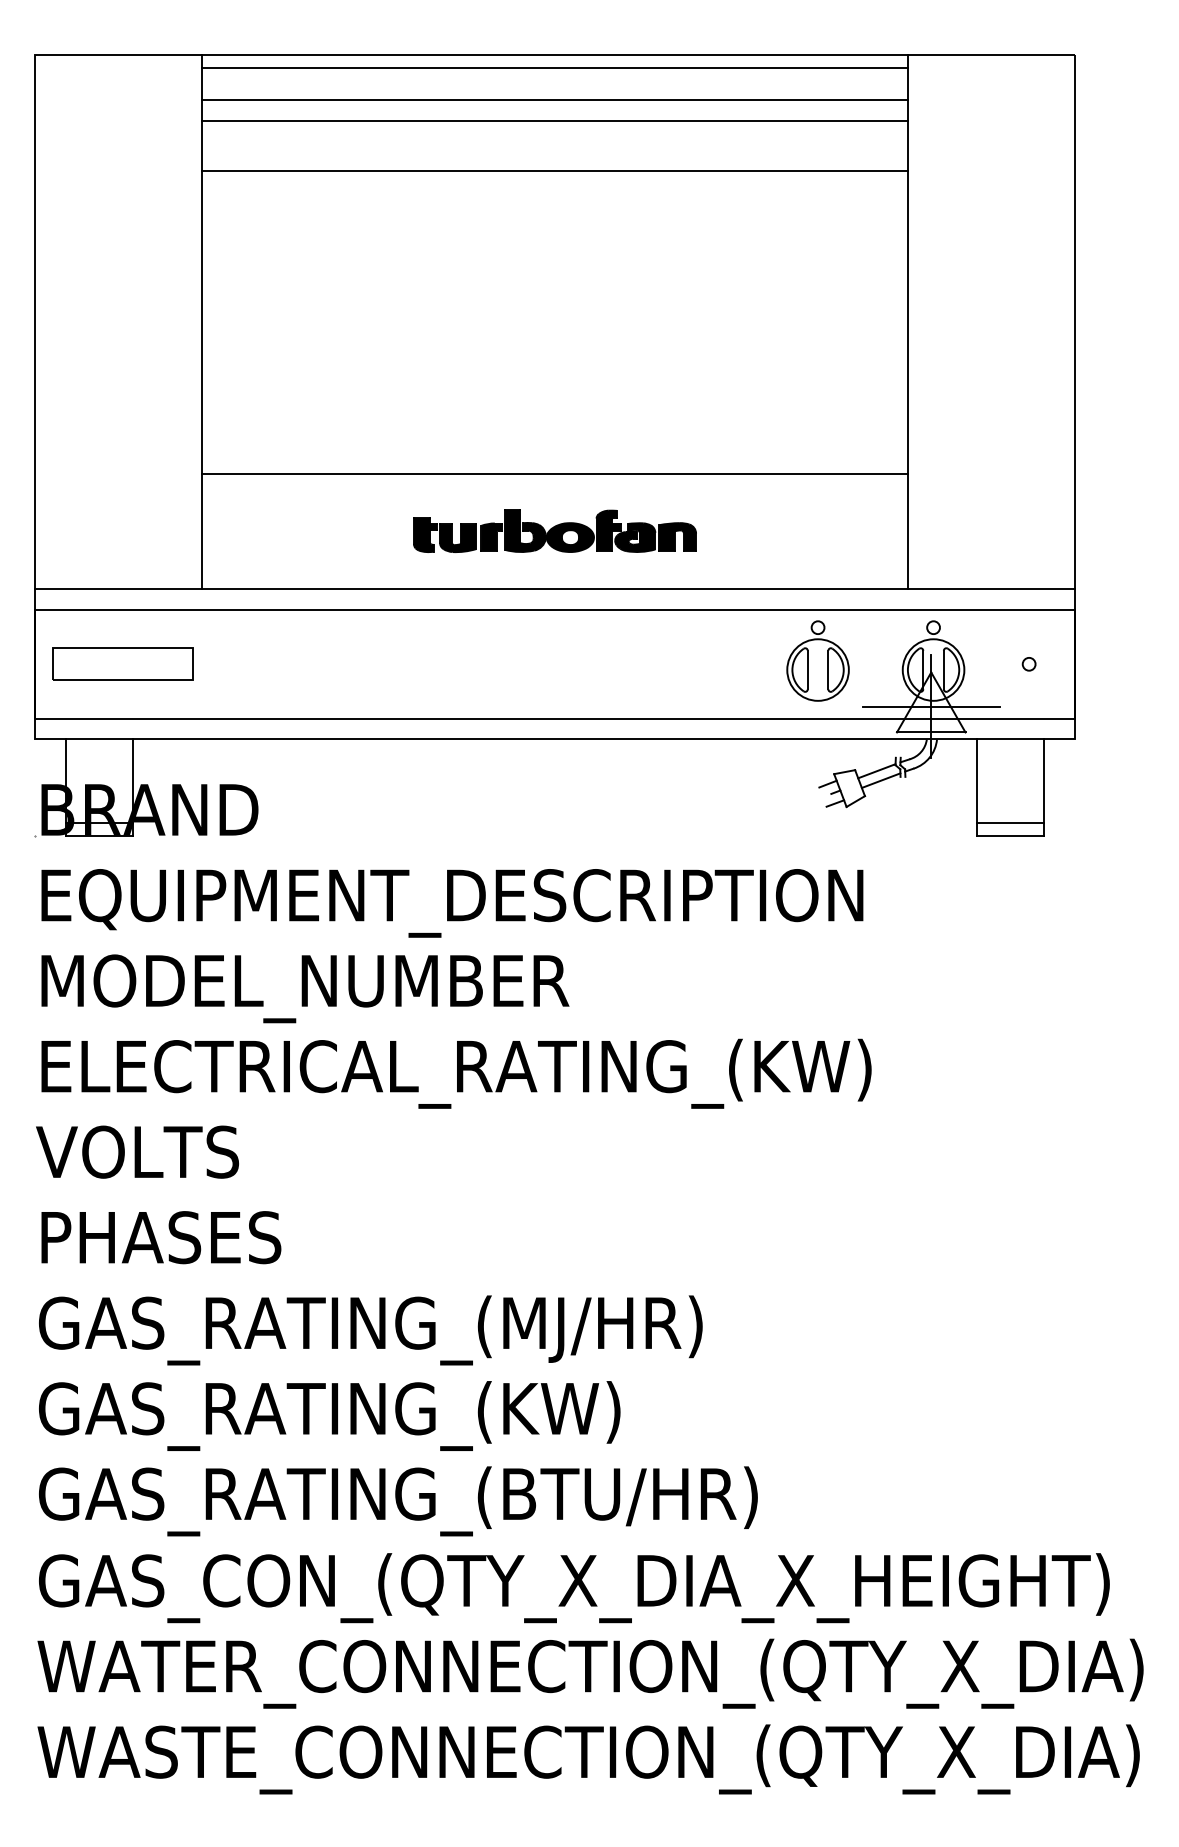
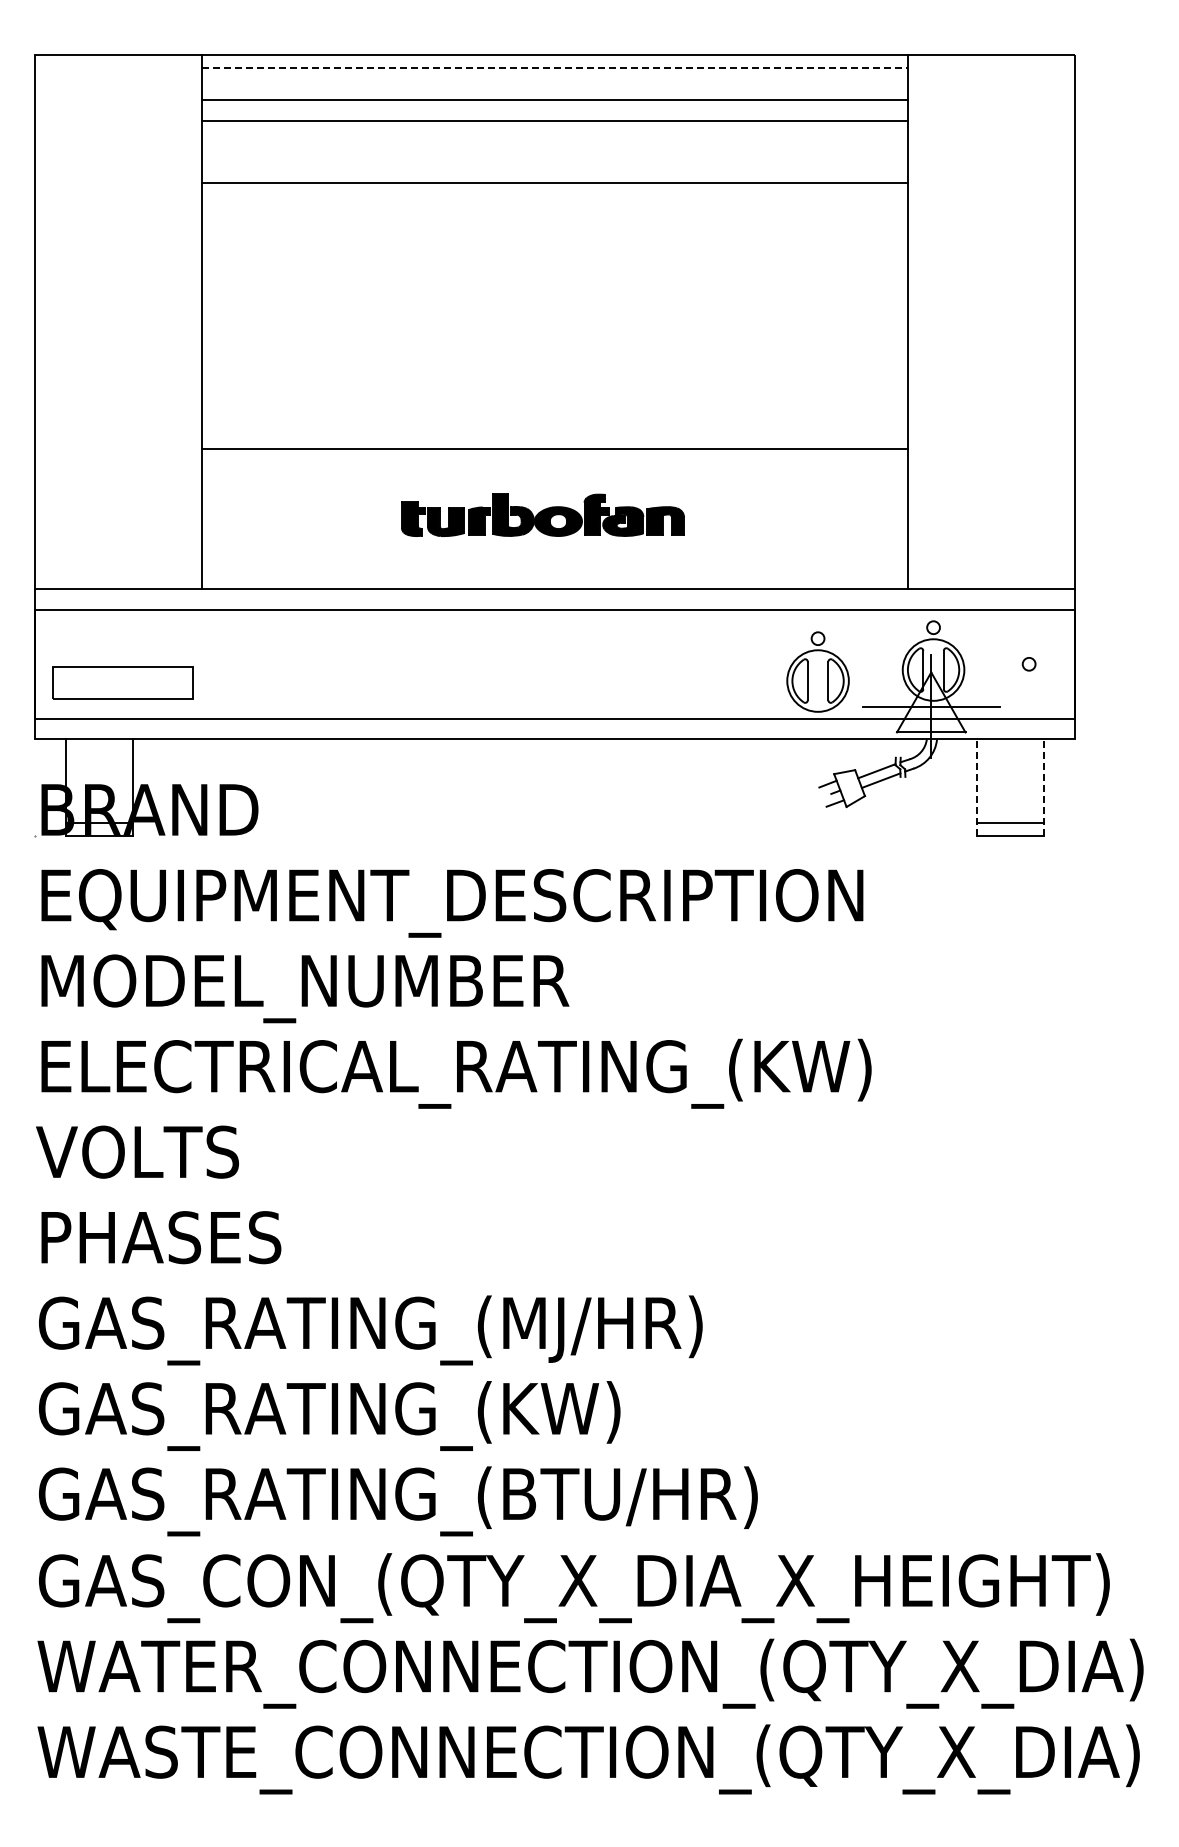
line: solid -> dashed (555, 67)
line position: (554, 170) -> (554, 182) (554, 182)
line position: (554, 473) -> (554, 448) (554, 448)
part position: (554, 530) -> (542, 514) (542, 514)
part position: (817, 660) -> (817, 671) (817, 671)
part position: (122, 663) -> (122, 682) (122, 682)
line: solid -> dashed (977, 786)
line: solid -> dashed (1043, 786)
